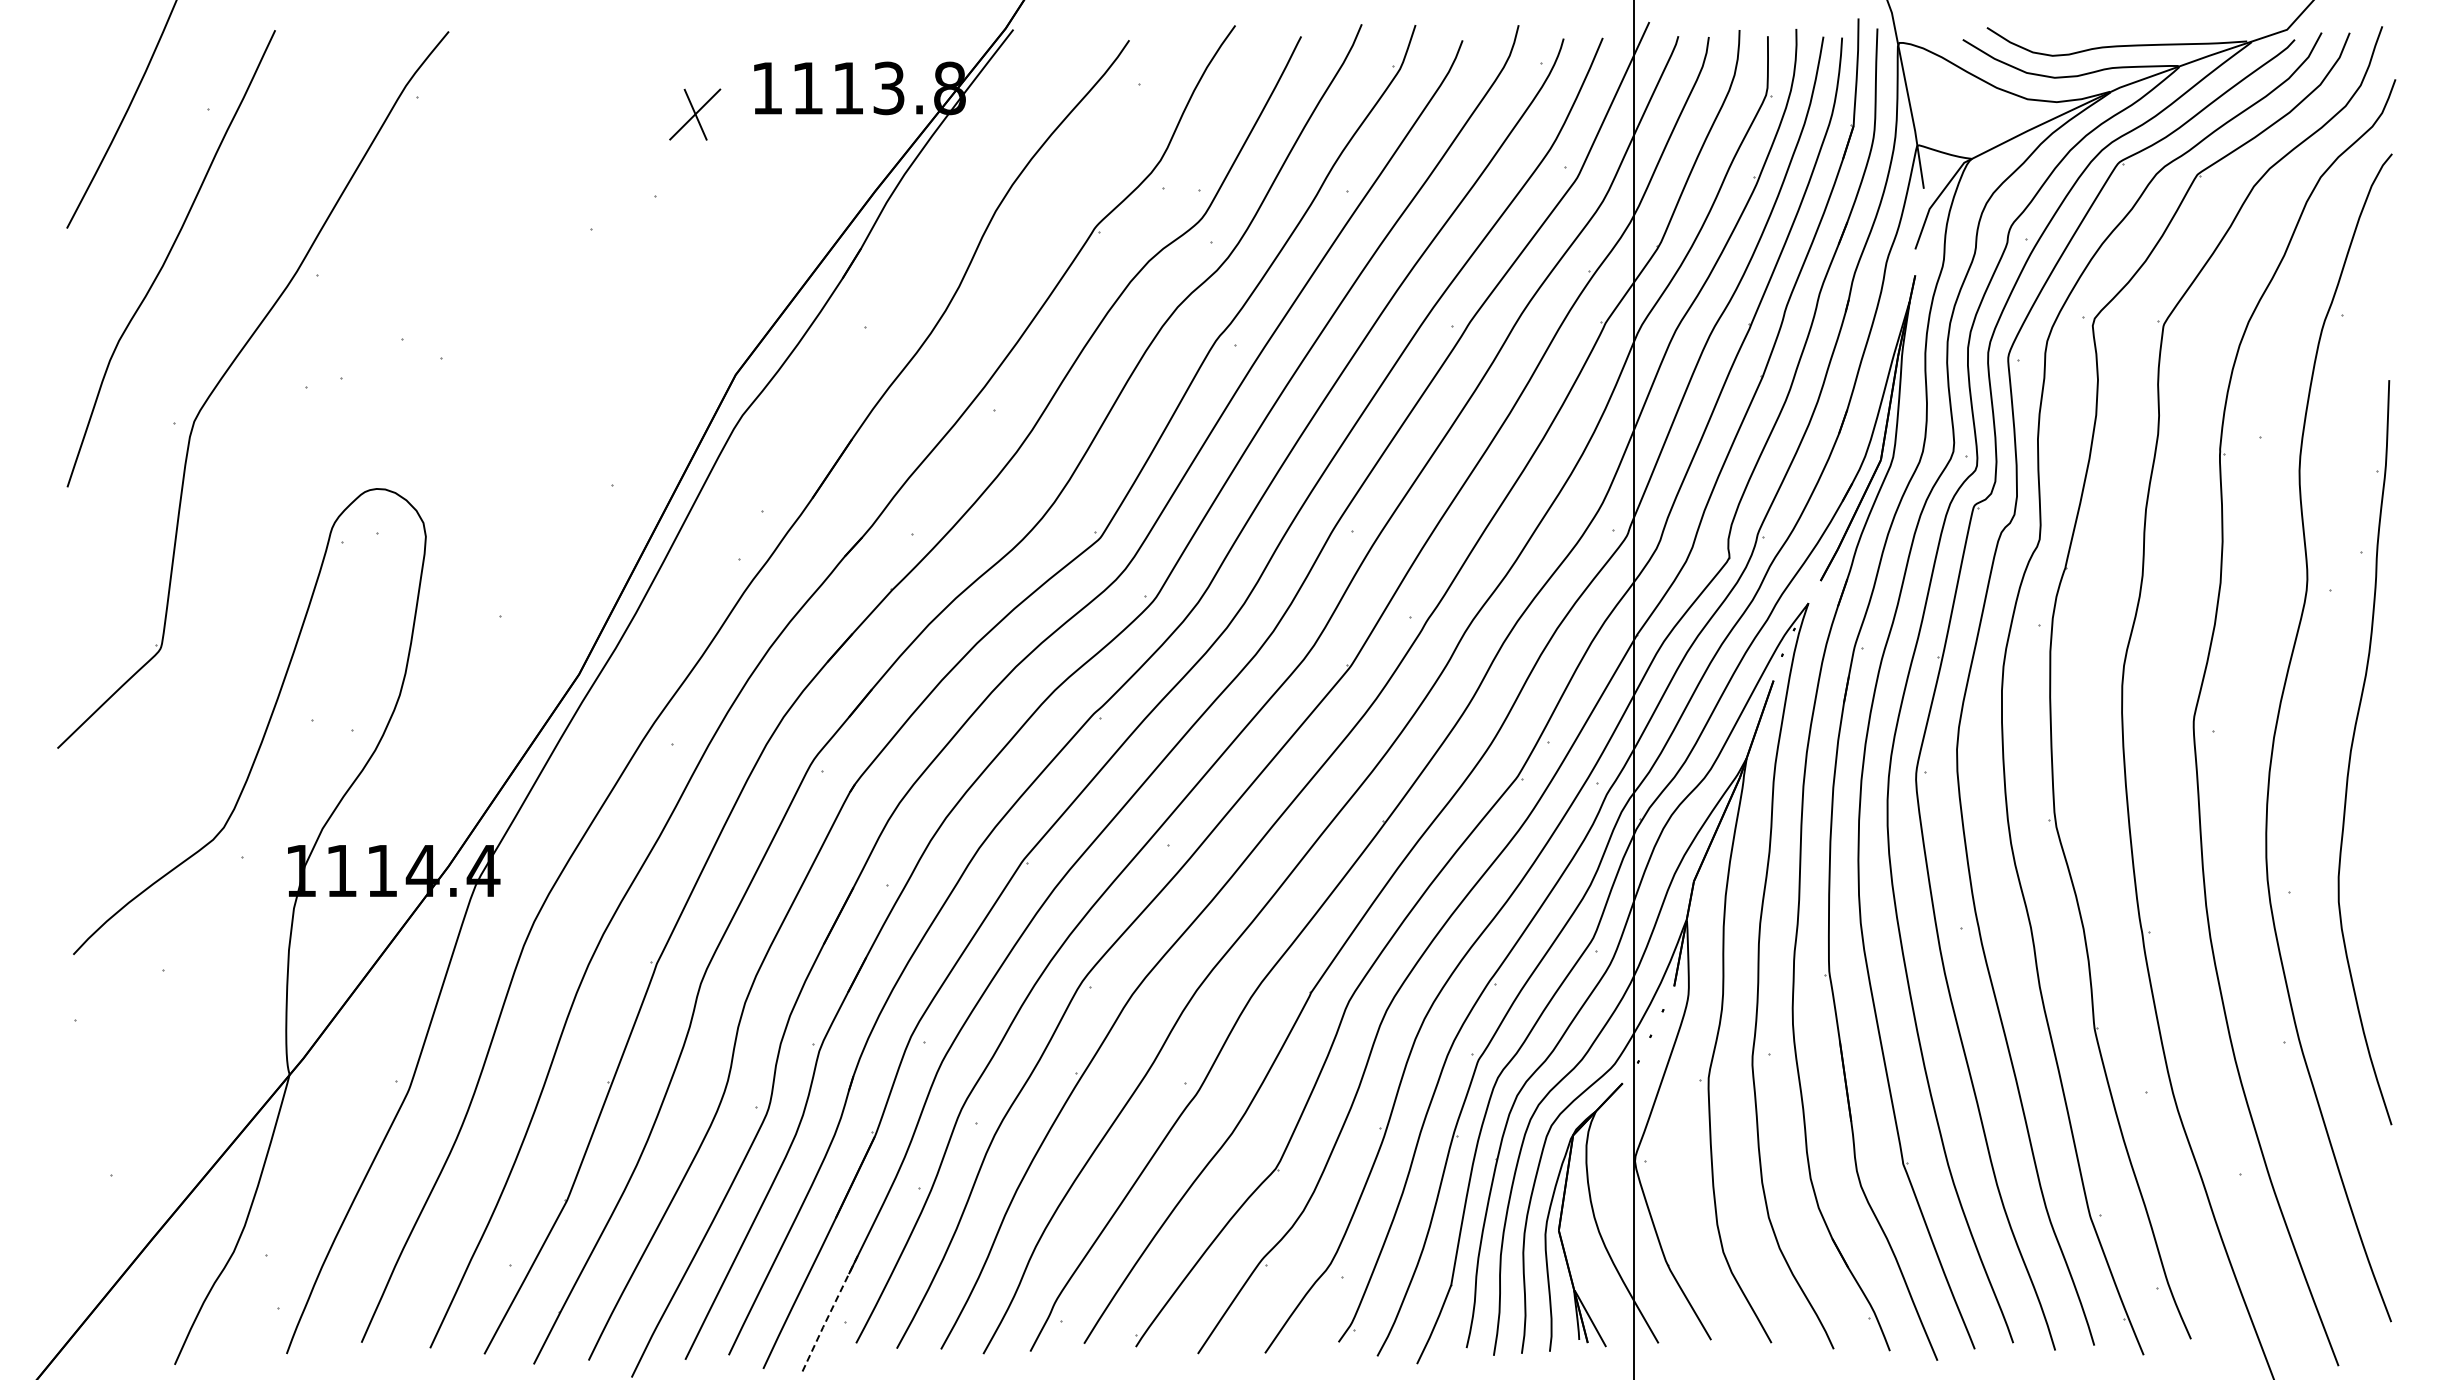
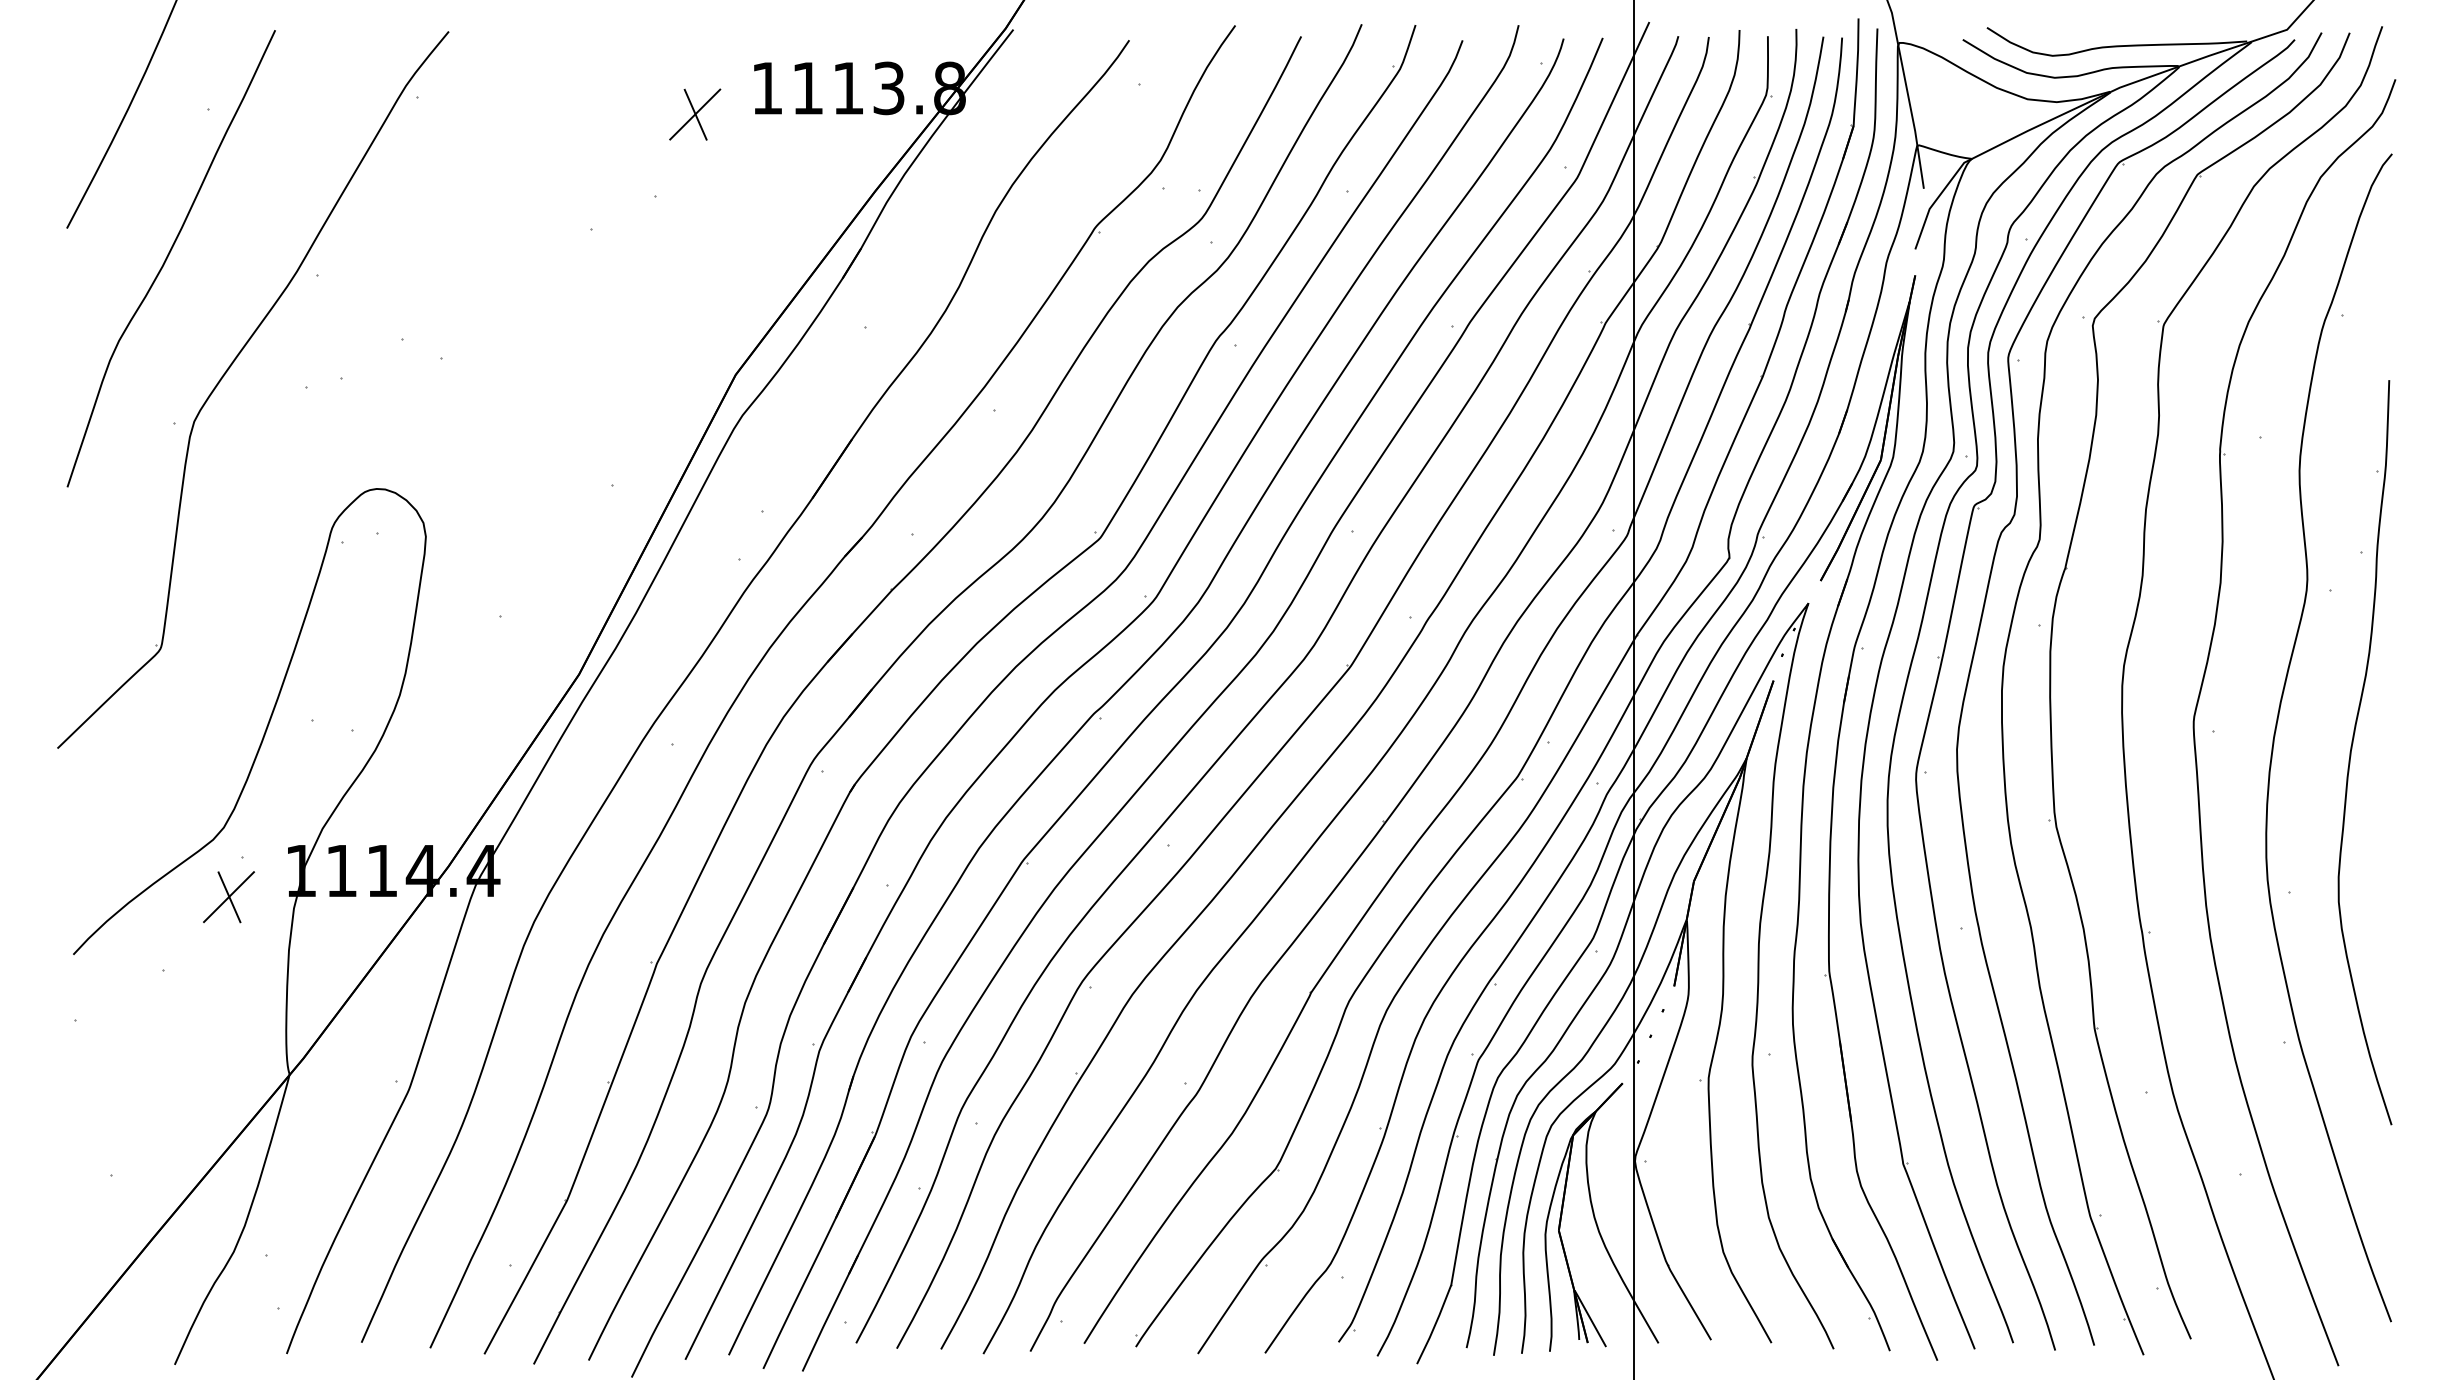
part: none -> present (228, 897)
line: dashed -> solid (830, 1312)
